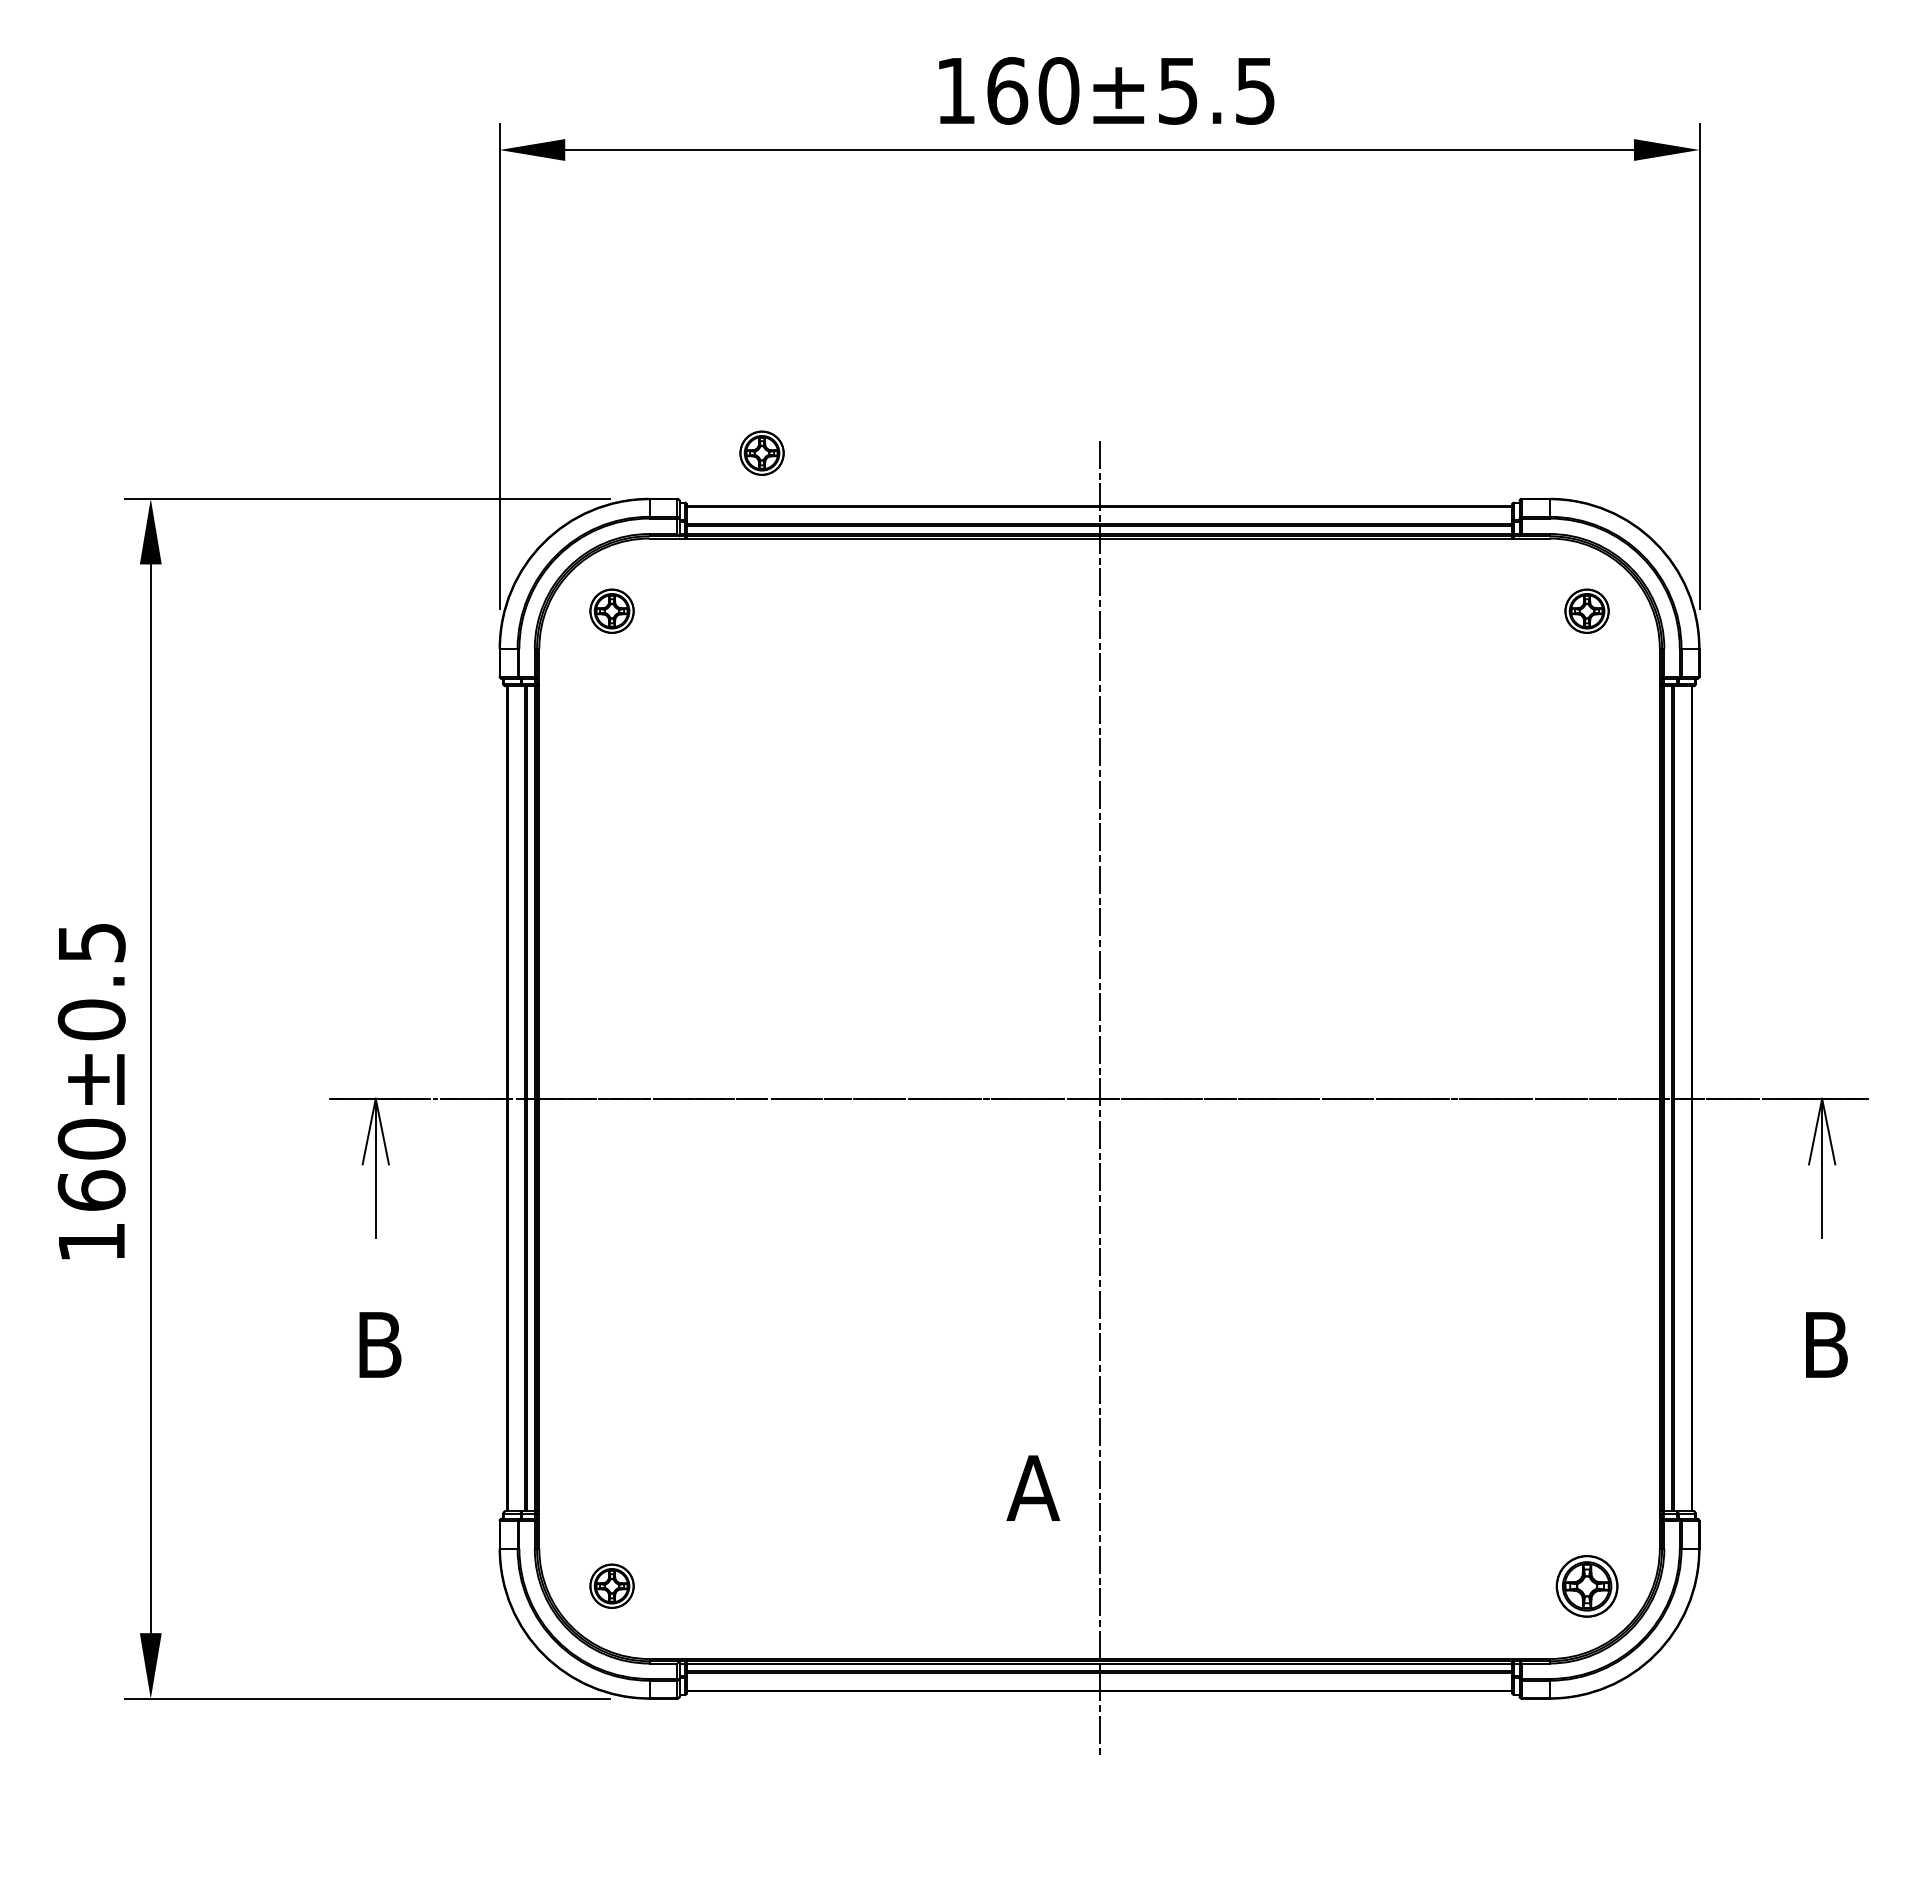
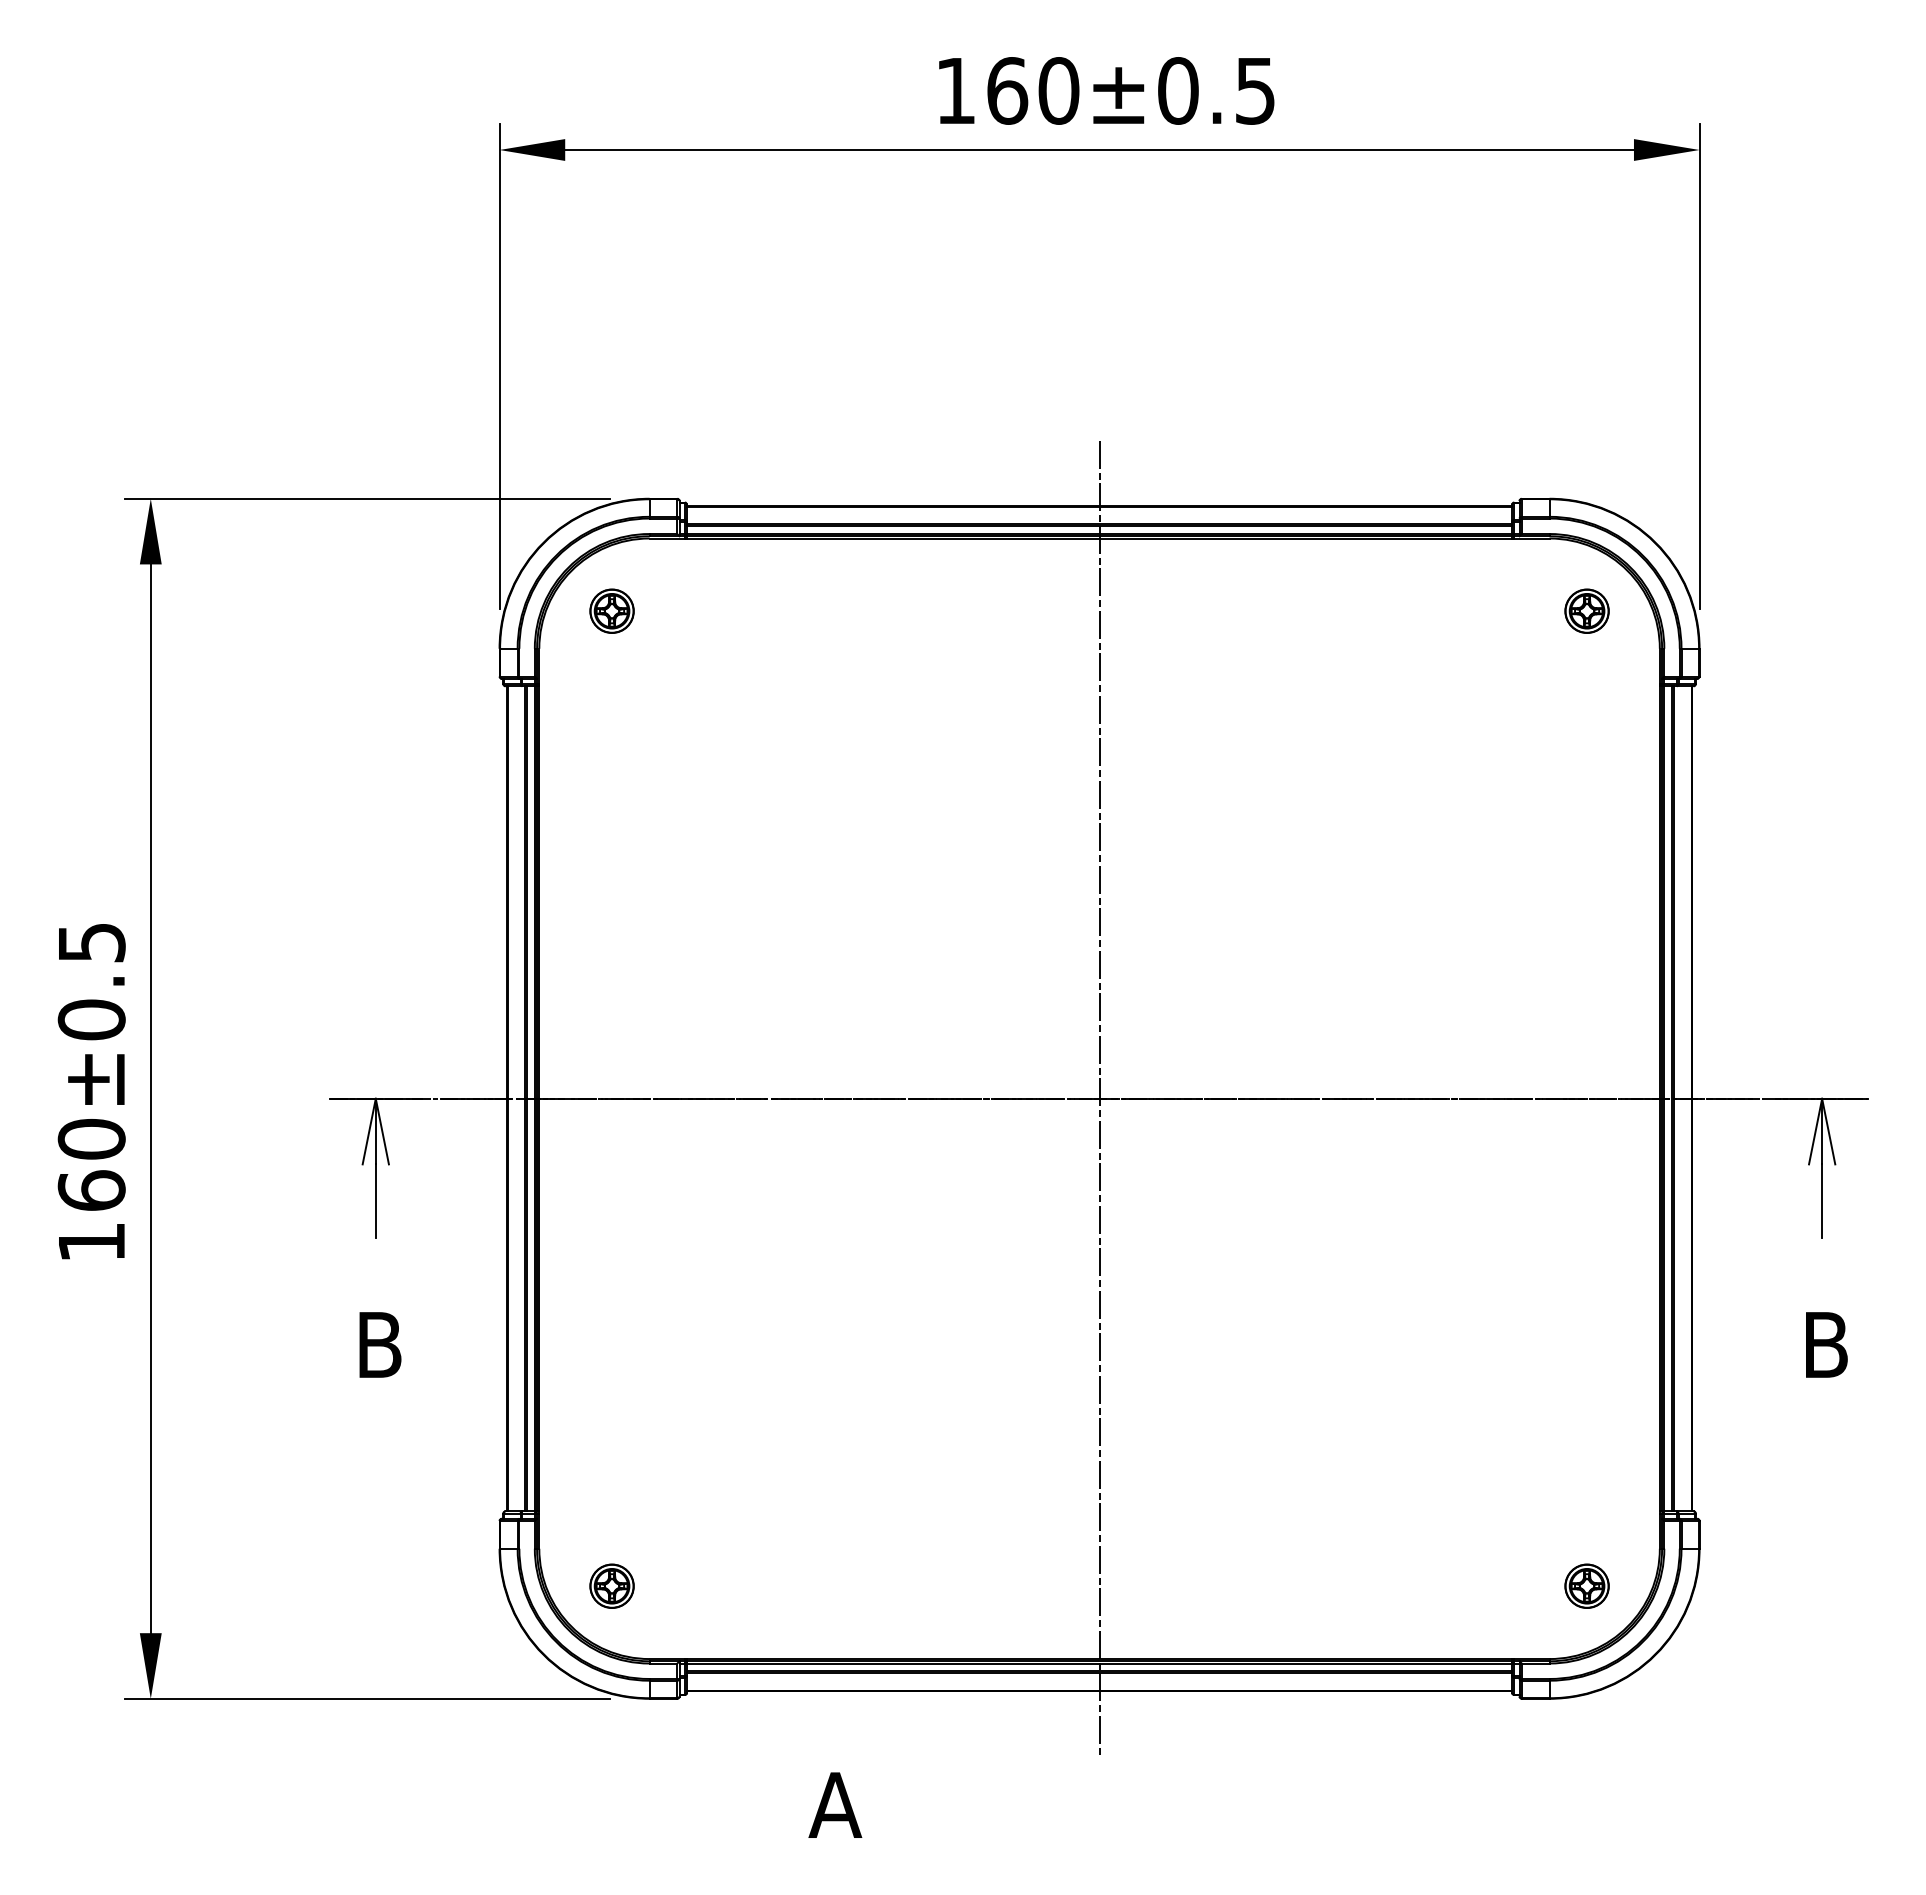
text: 160±5.5 -> 160±0.5 (1178, 90)
part: present -> none (761, 452)
text position: (1033, 1487) -> (835, 1804) (835, 1804)
part size: 64x63 px -> 46x46 px (1586, 1585)
